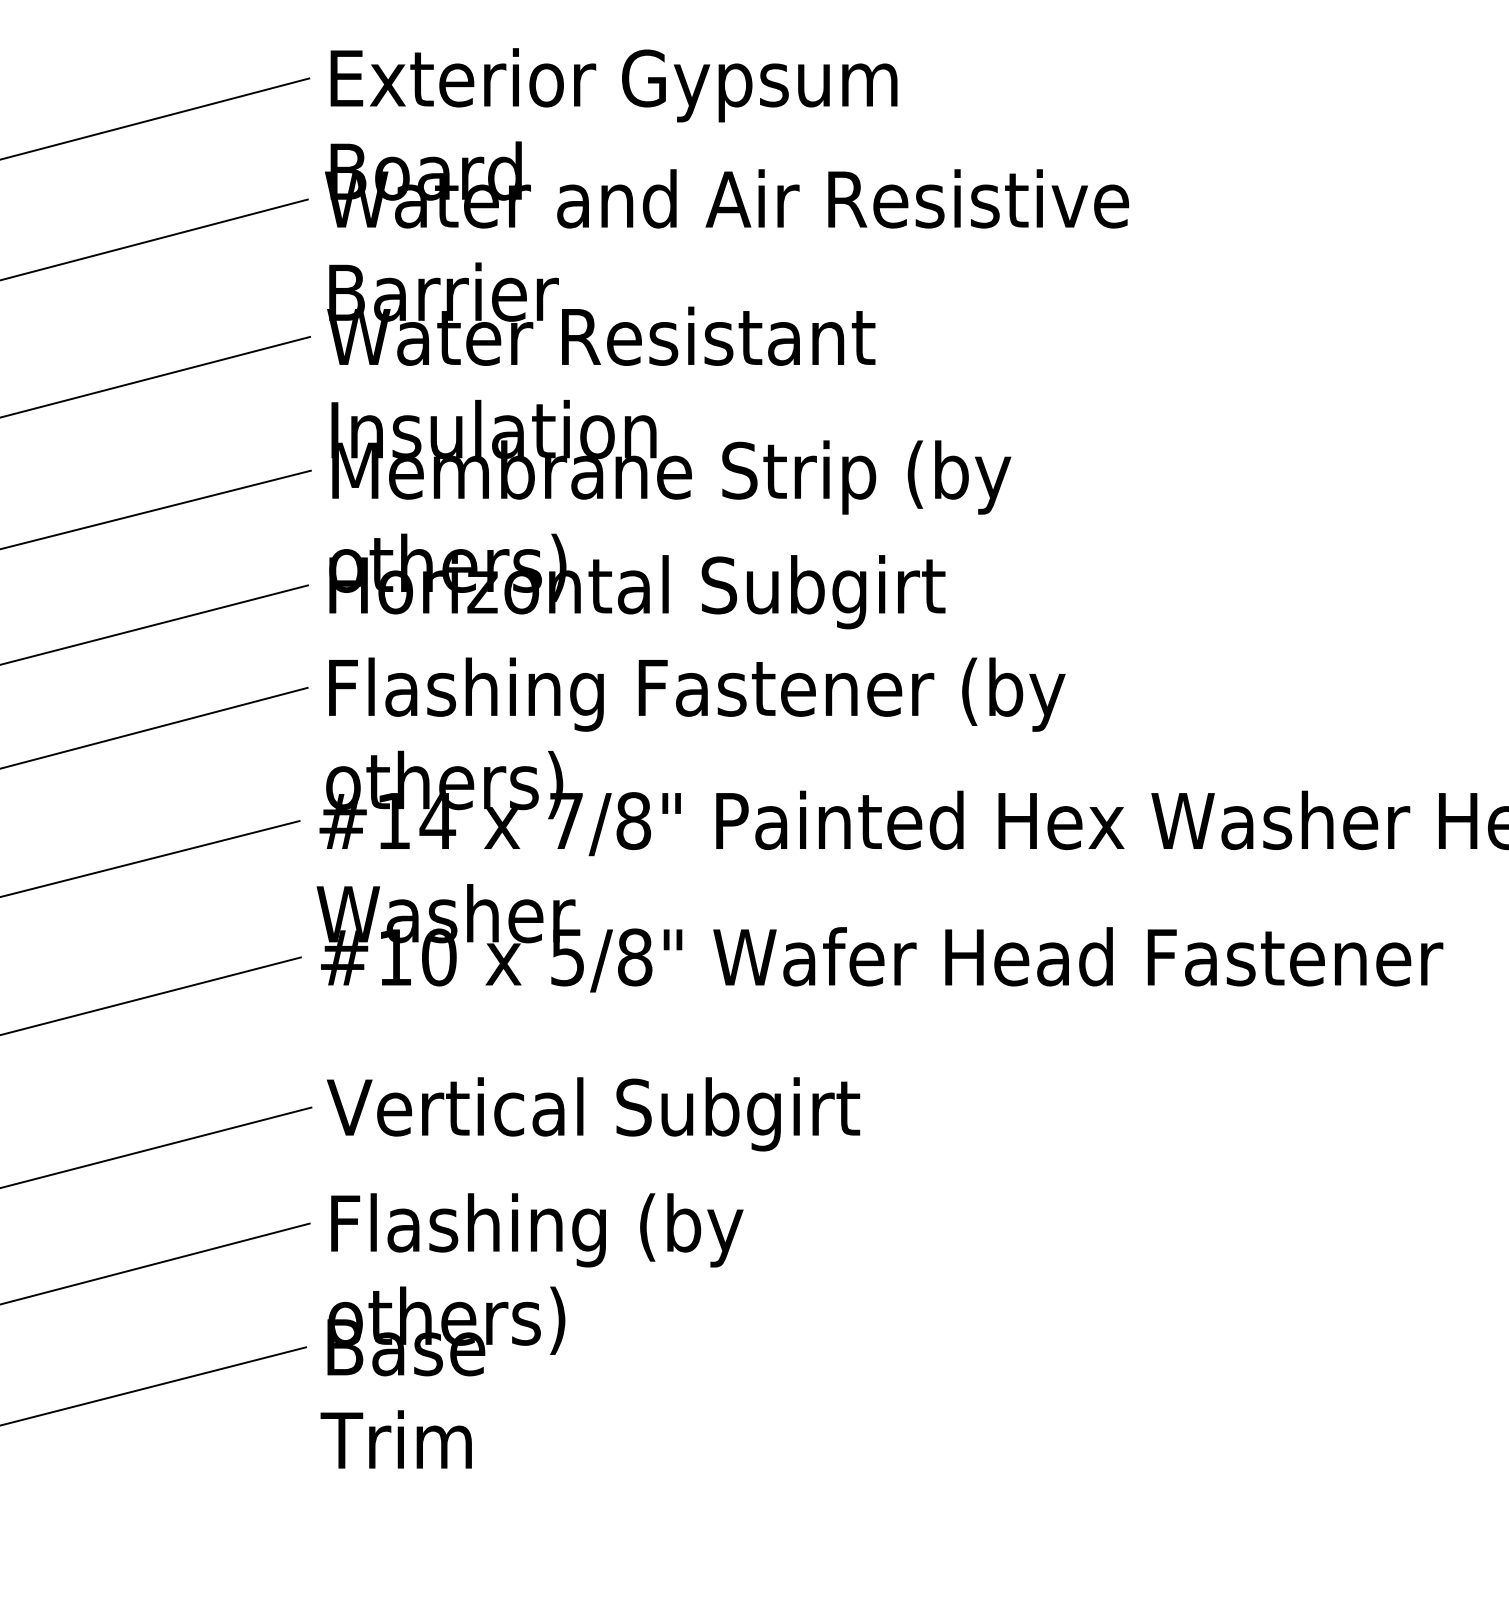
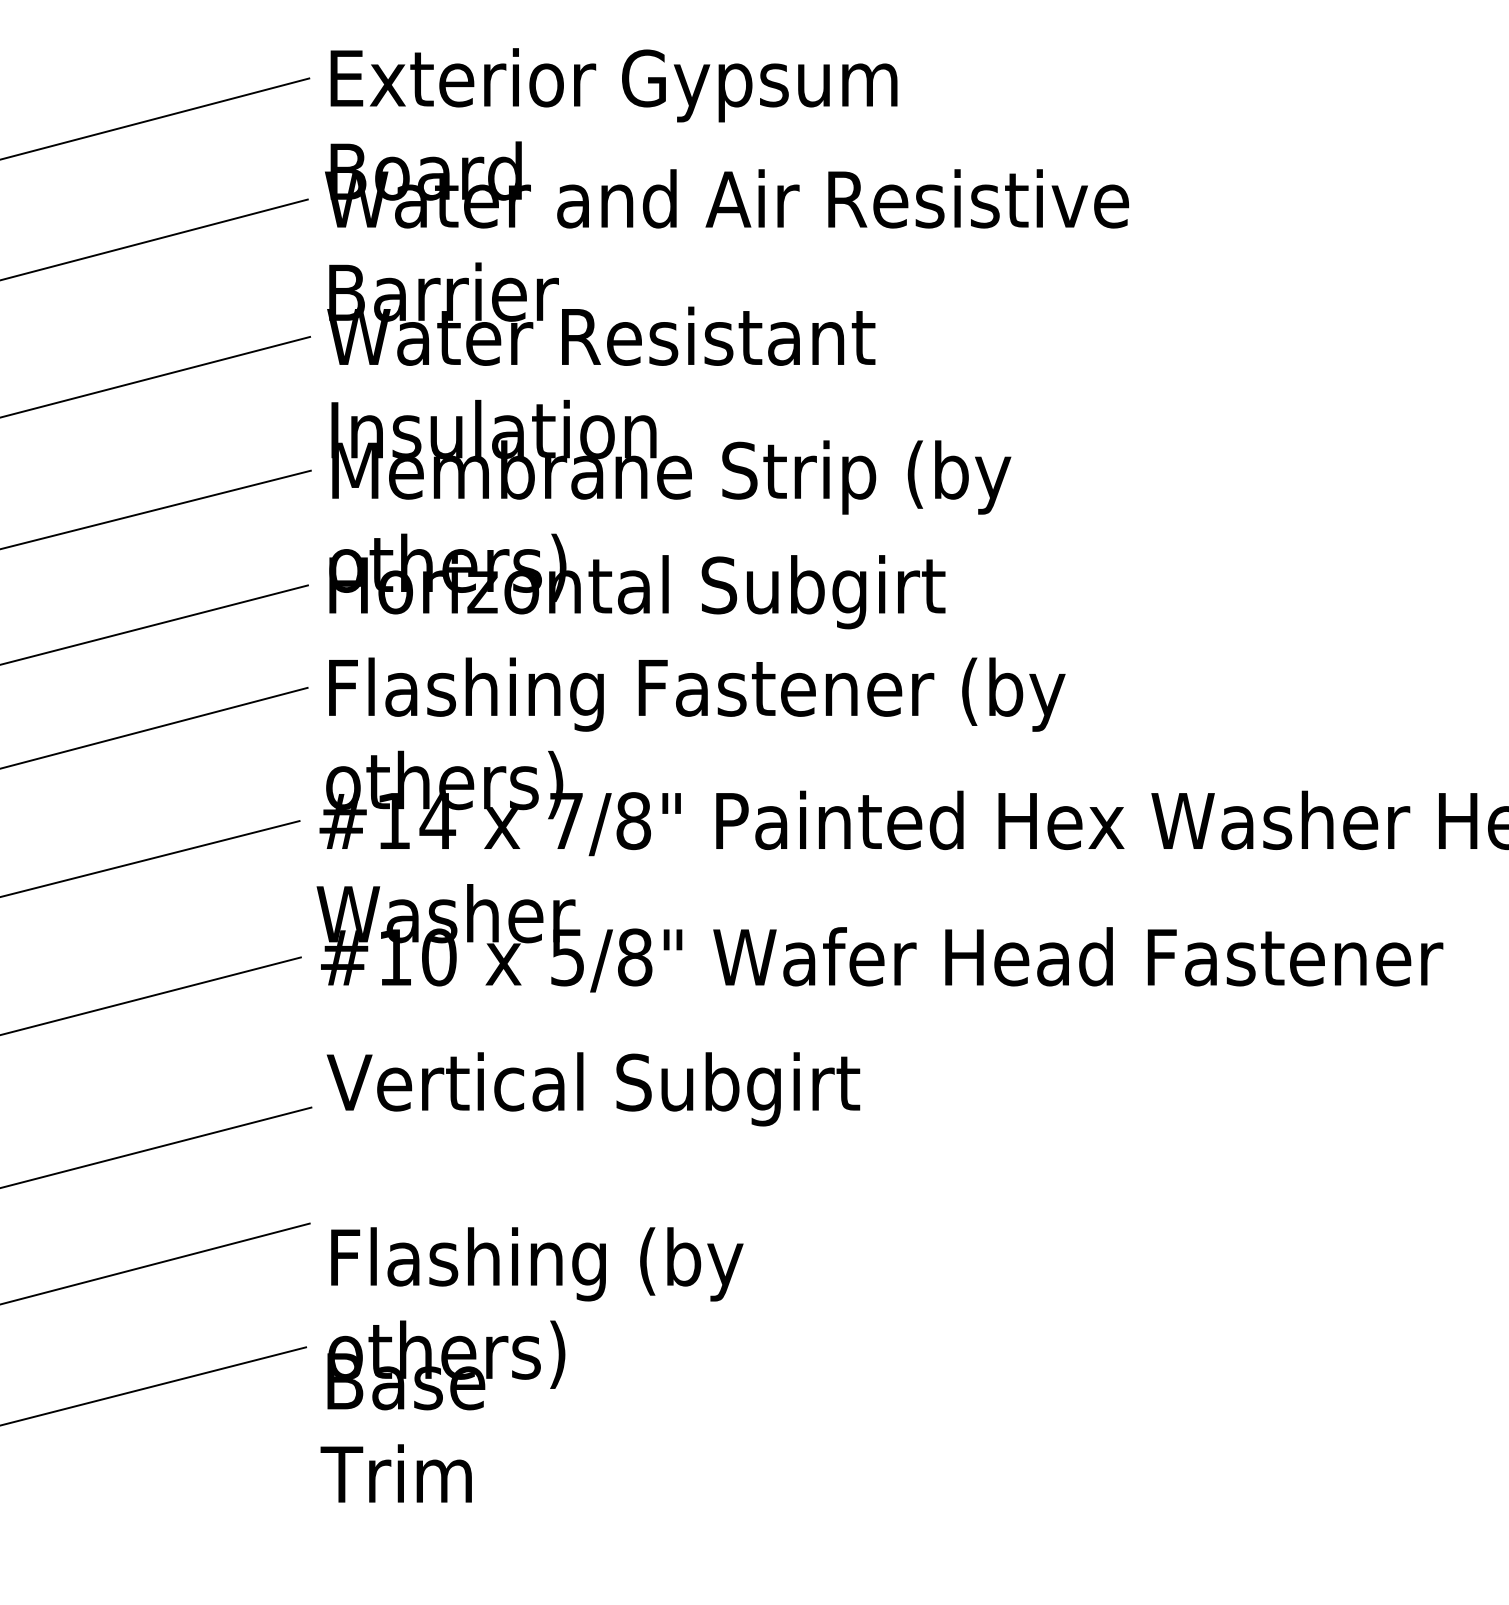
text position: (593, 1114) -> (593, 1089) (593, 1089)
text position: (531, 1330) -> (531, 1364) (531, 1364)
